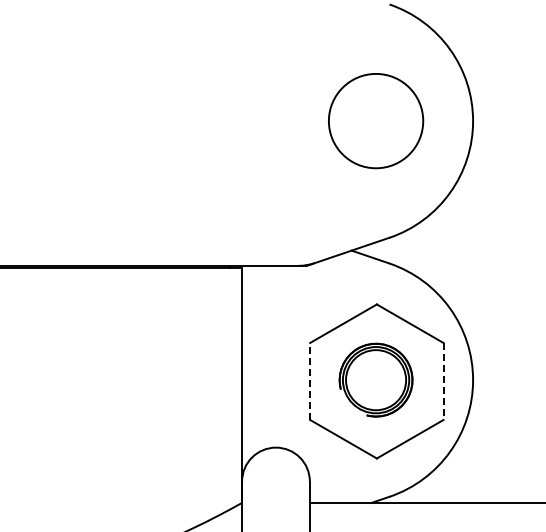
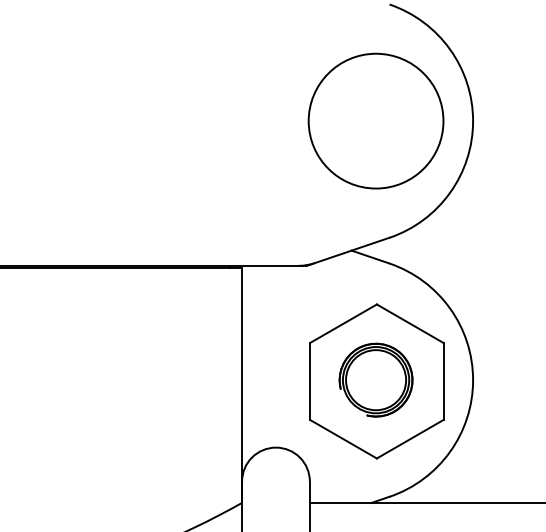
circle size: 97x97 px -> 138x138 px (375, 120)
line: dashed -> solid (310, 380)
line: dashed -> solid (443, 381)
